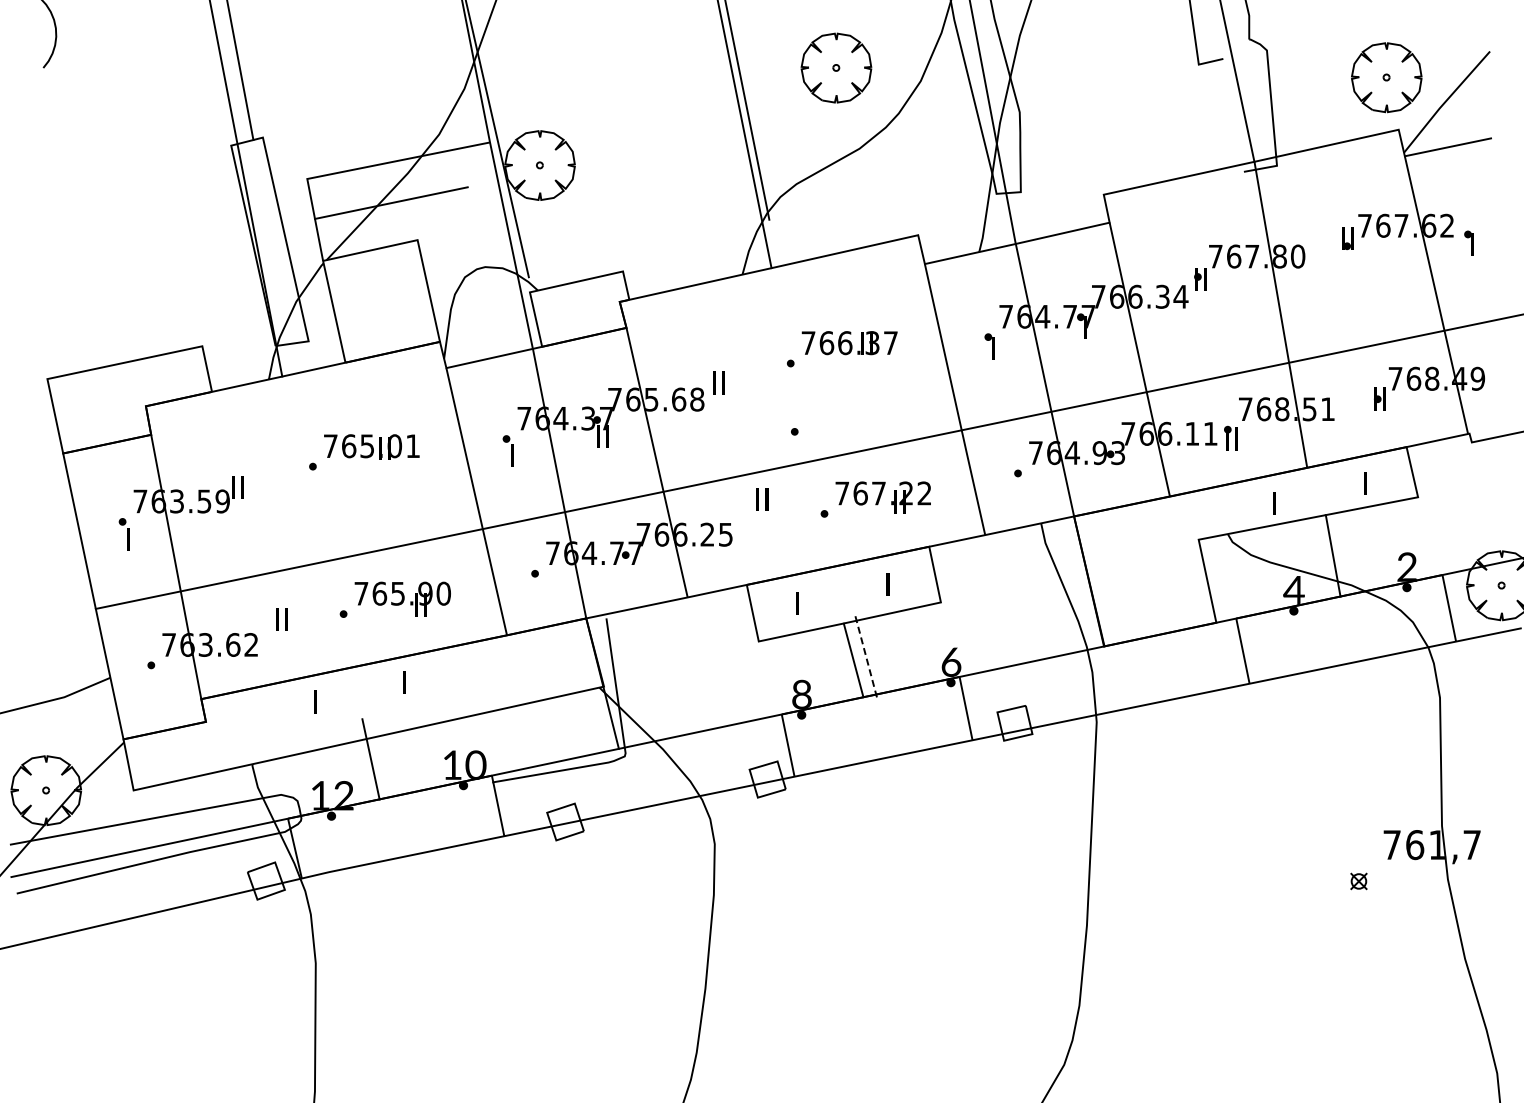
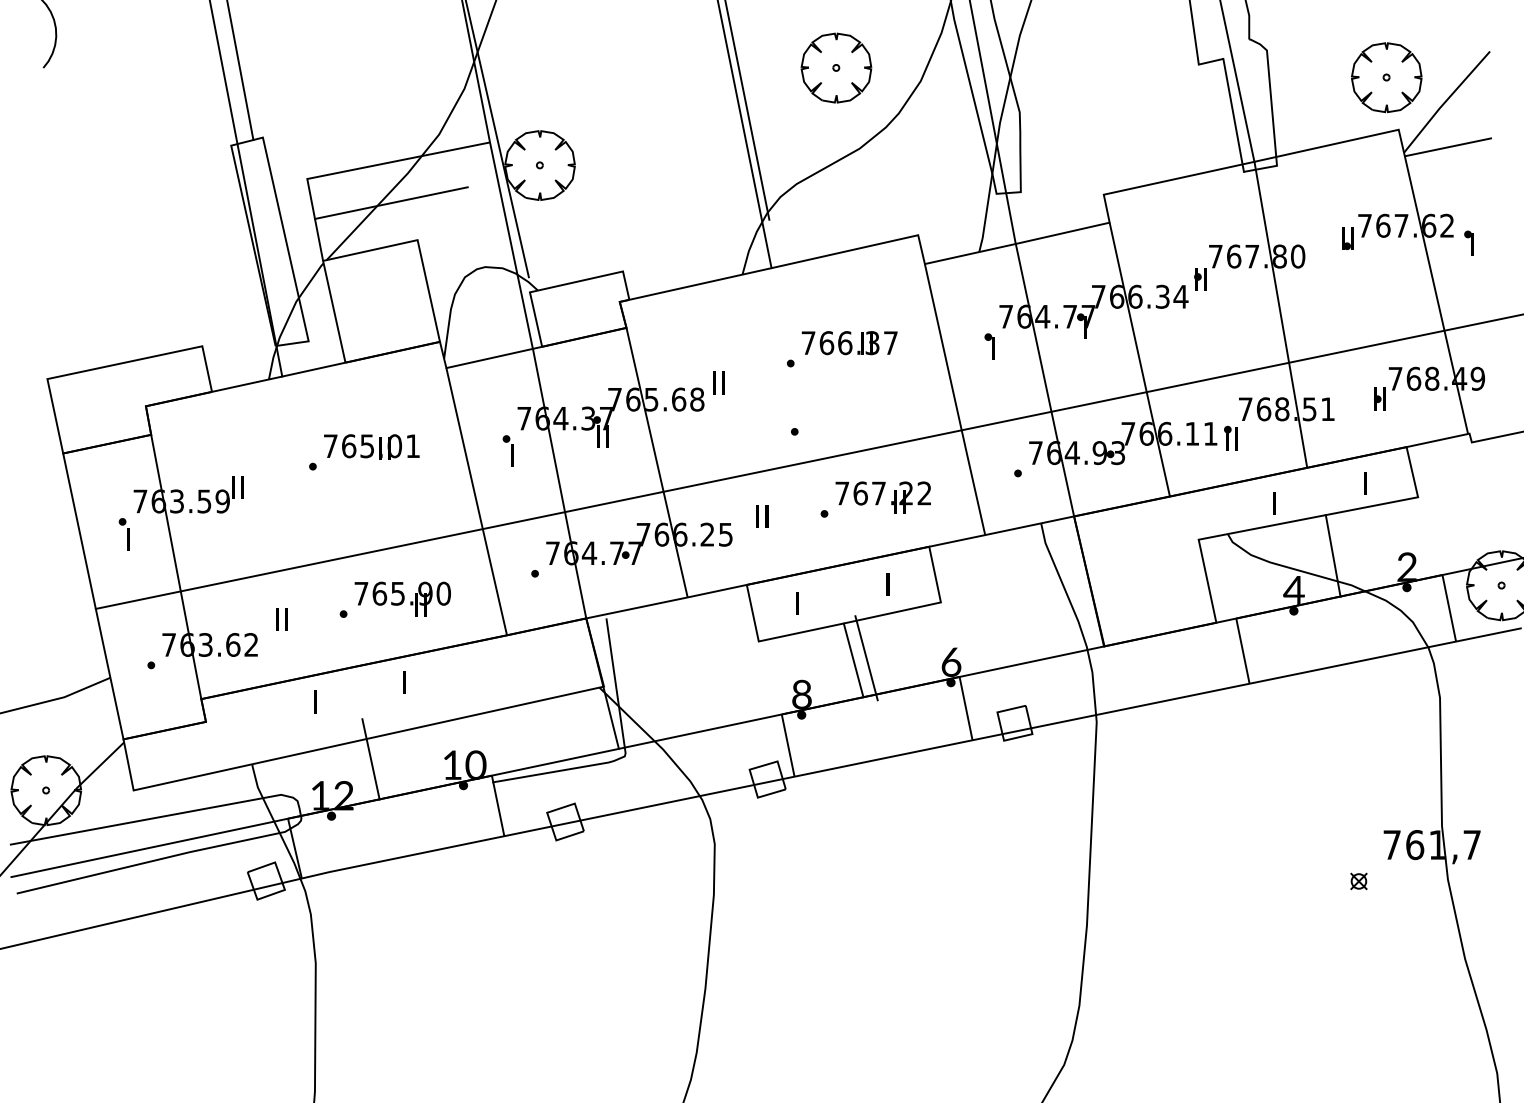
line: none -> present (1233, 114)
text position: (762, 499) -> (762, 516) (762, 516)
line: dashed -> solid (866, 658)
